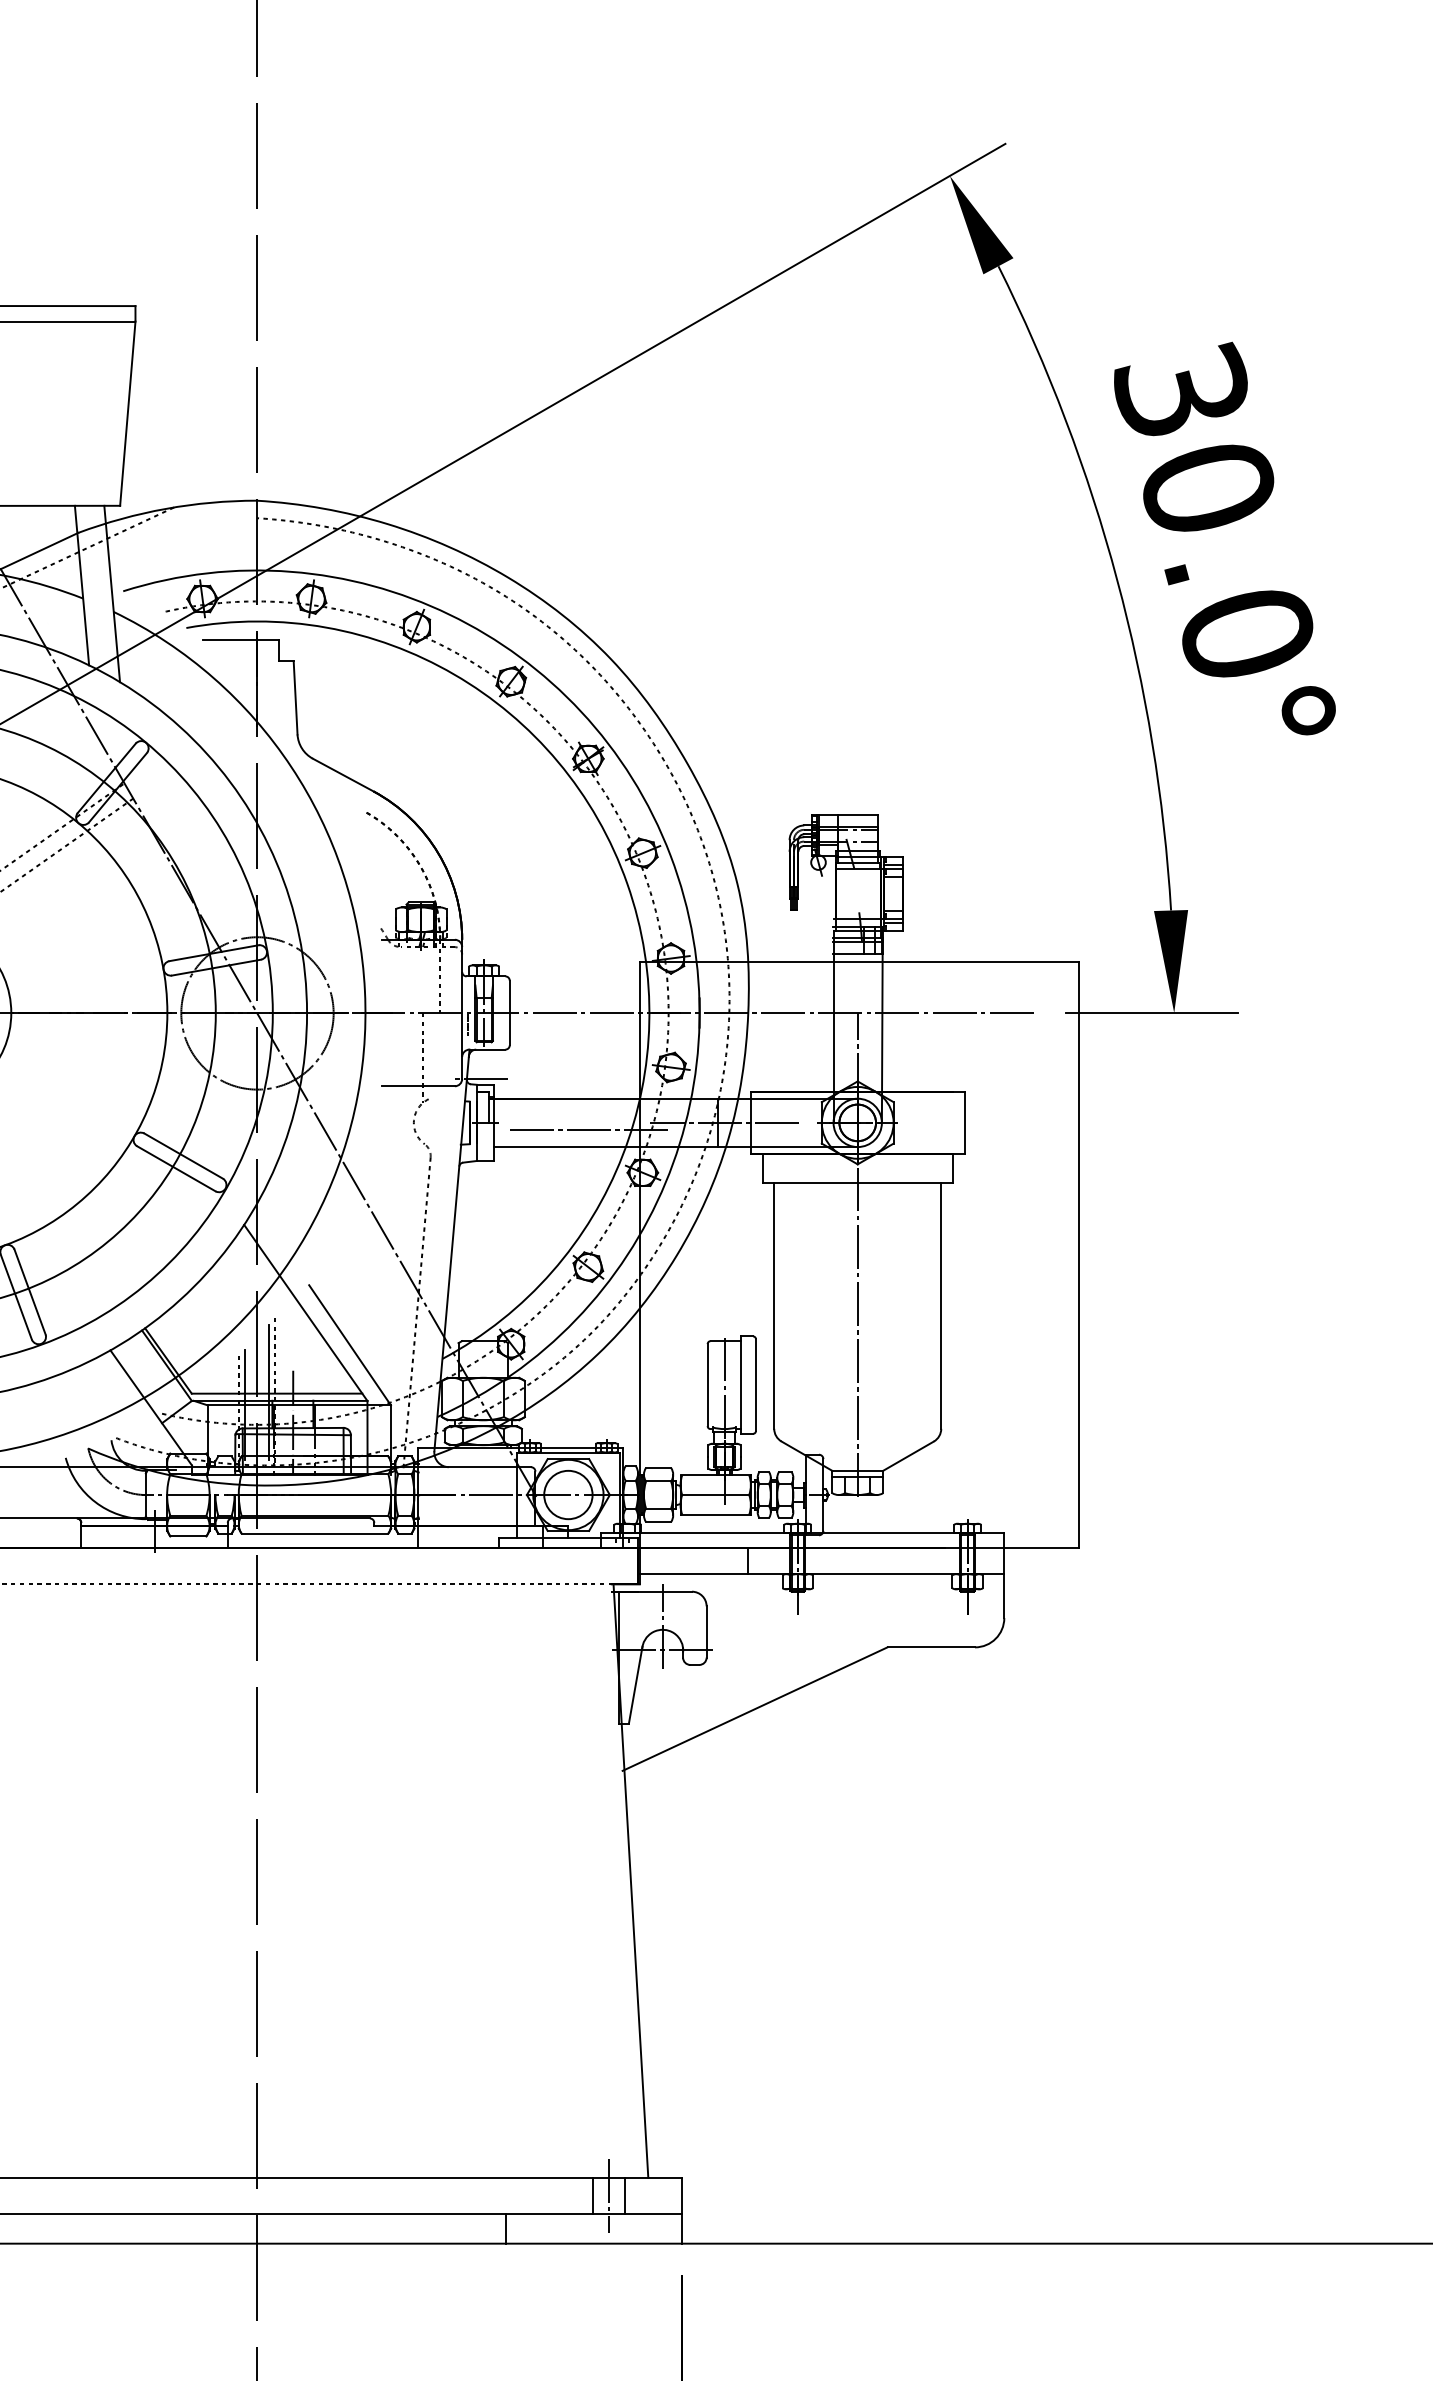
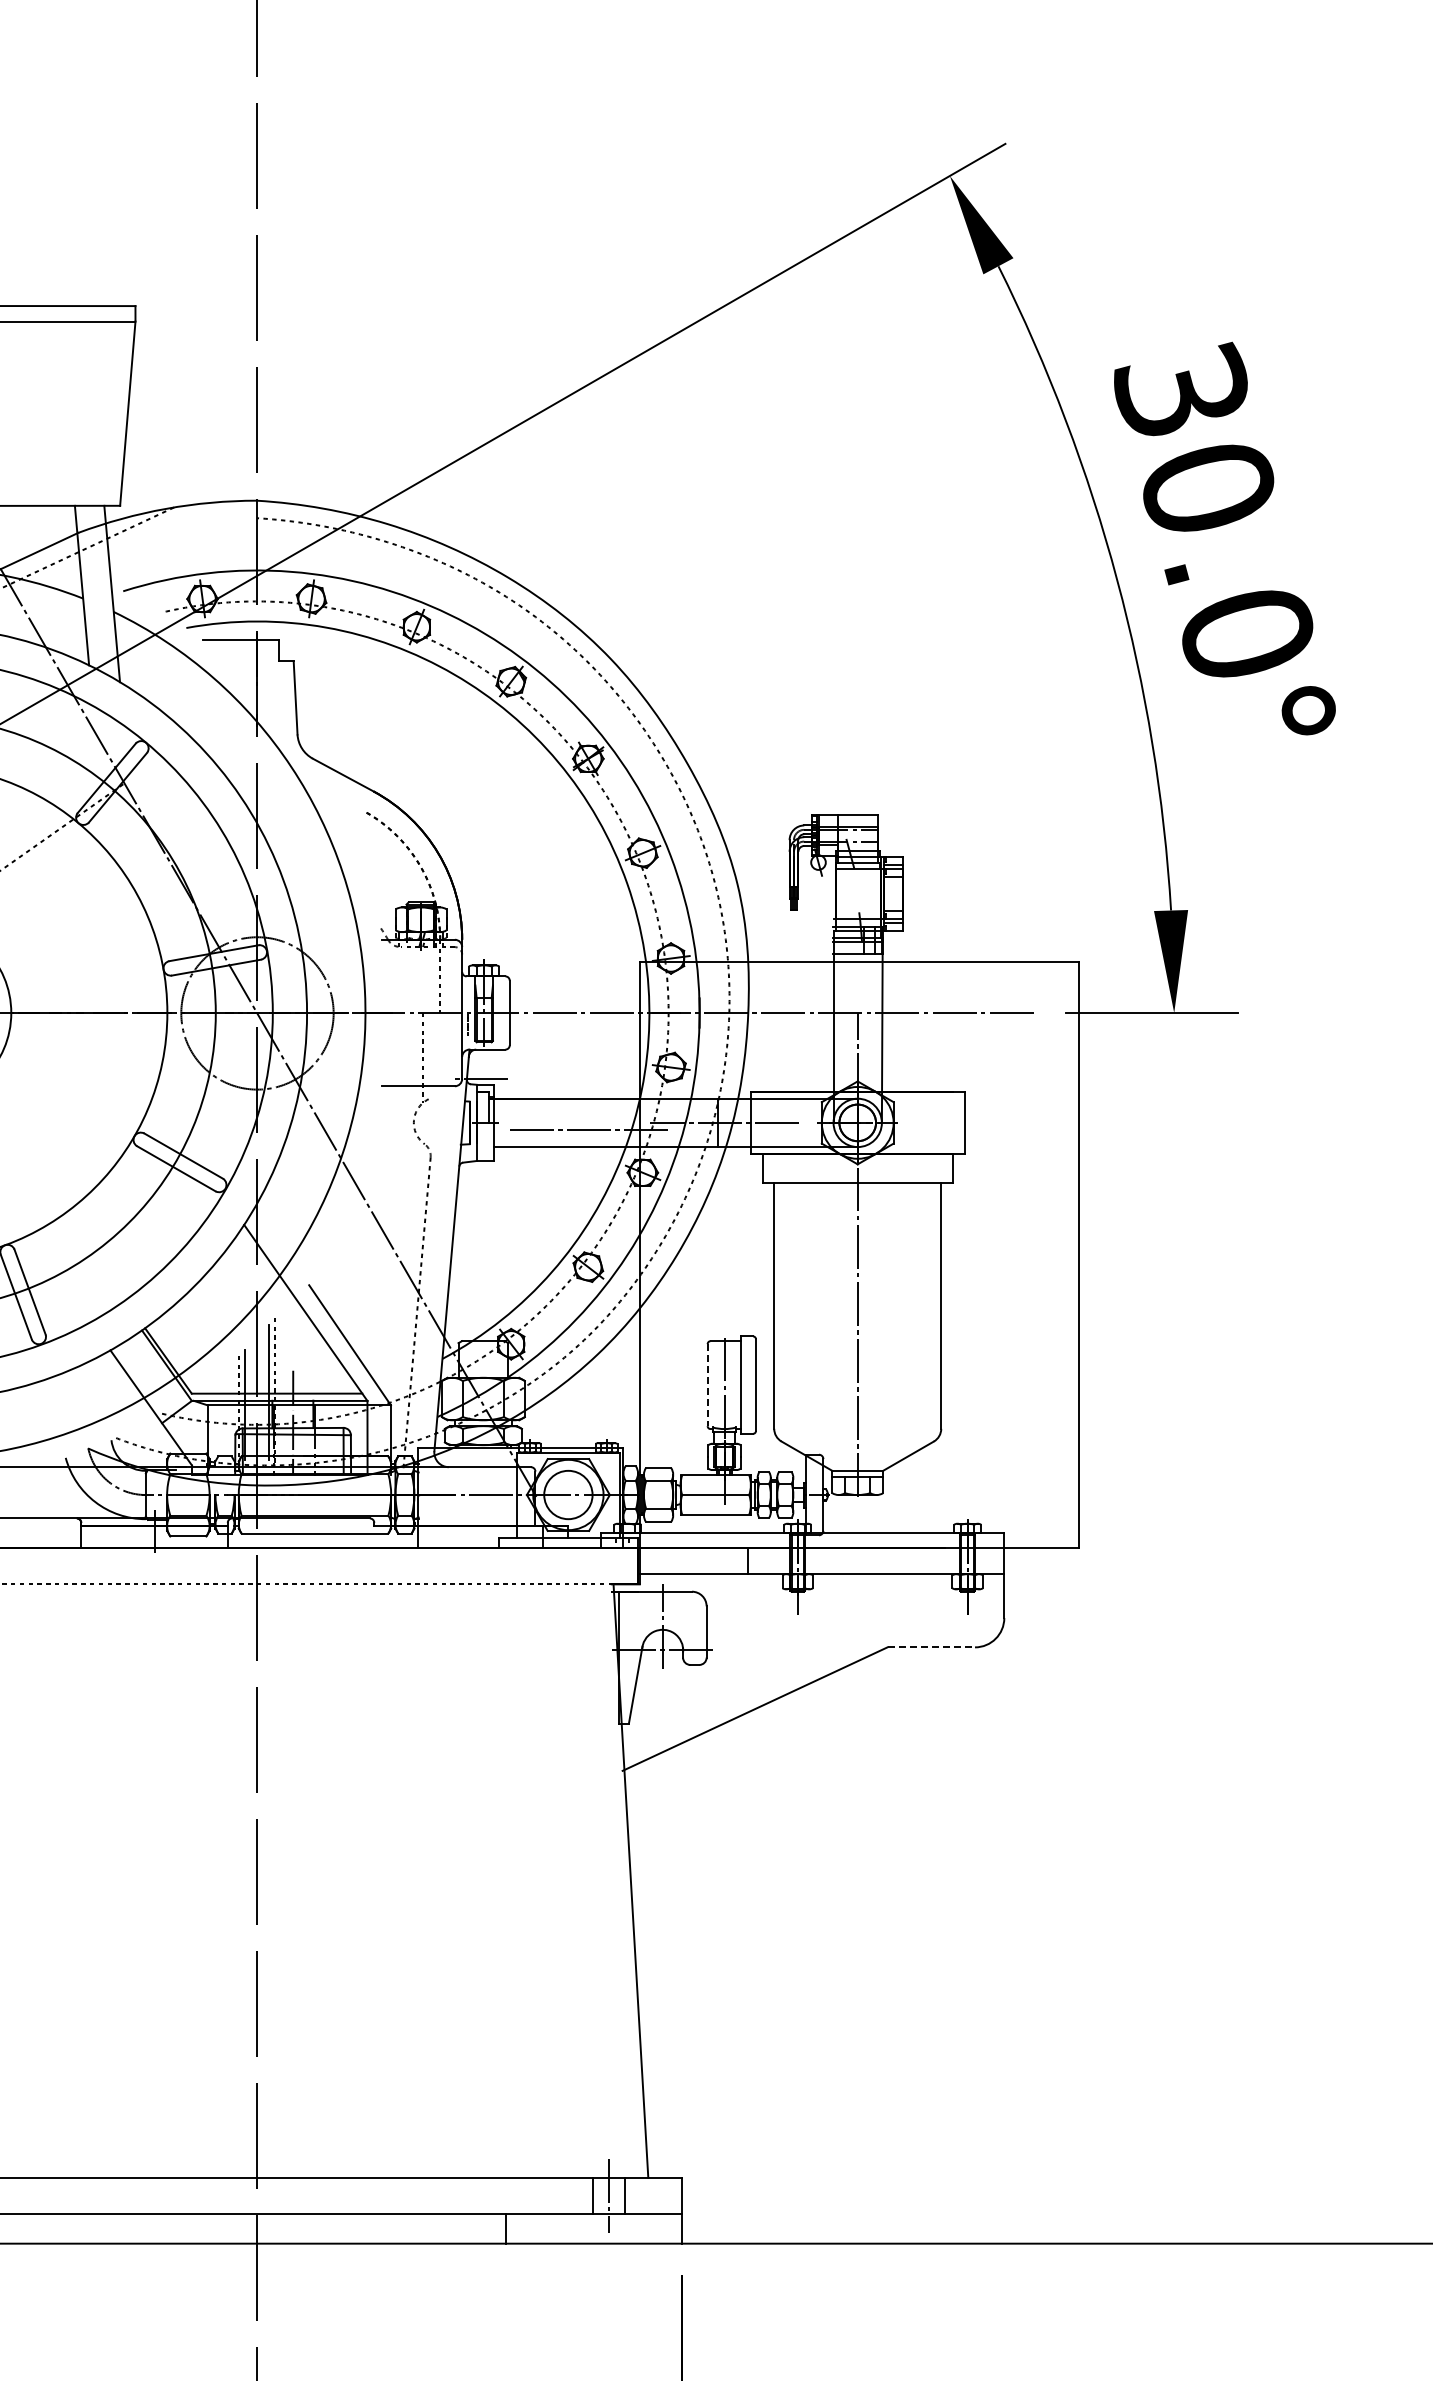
line: present -> none (67, 844)
line: solid -> dashed (707, 1385)
line: solid -> dashed (931, 1647)
